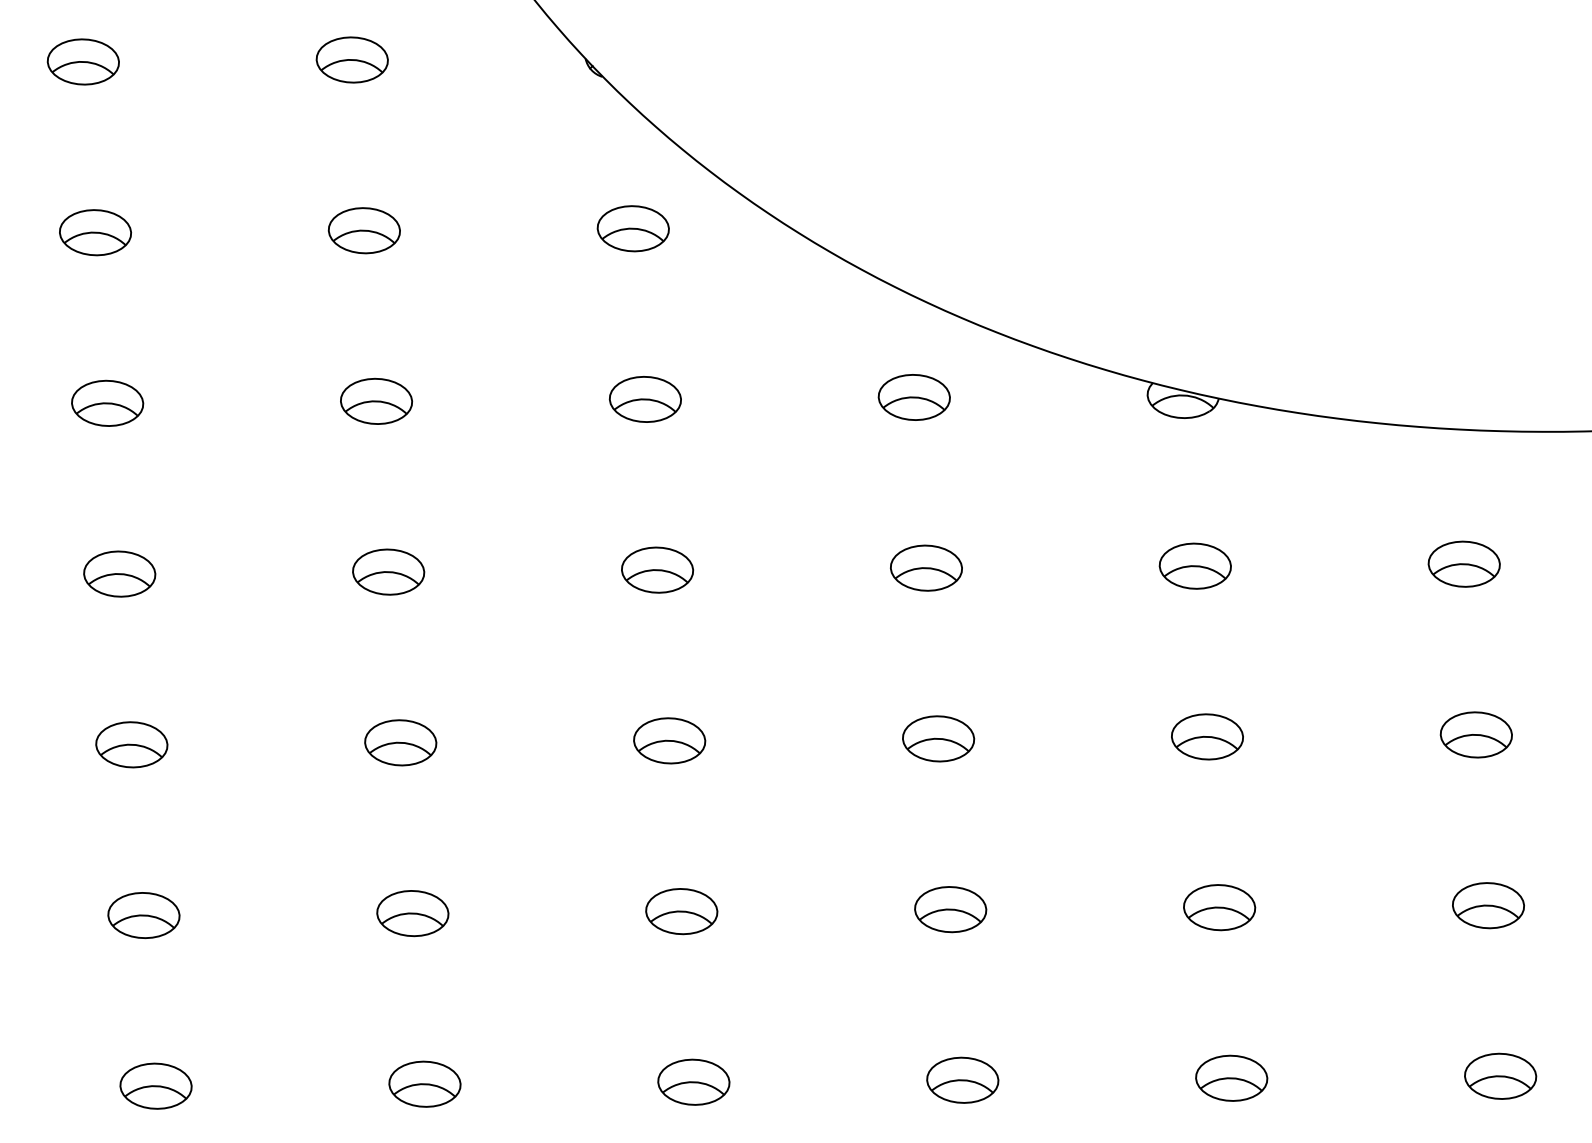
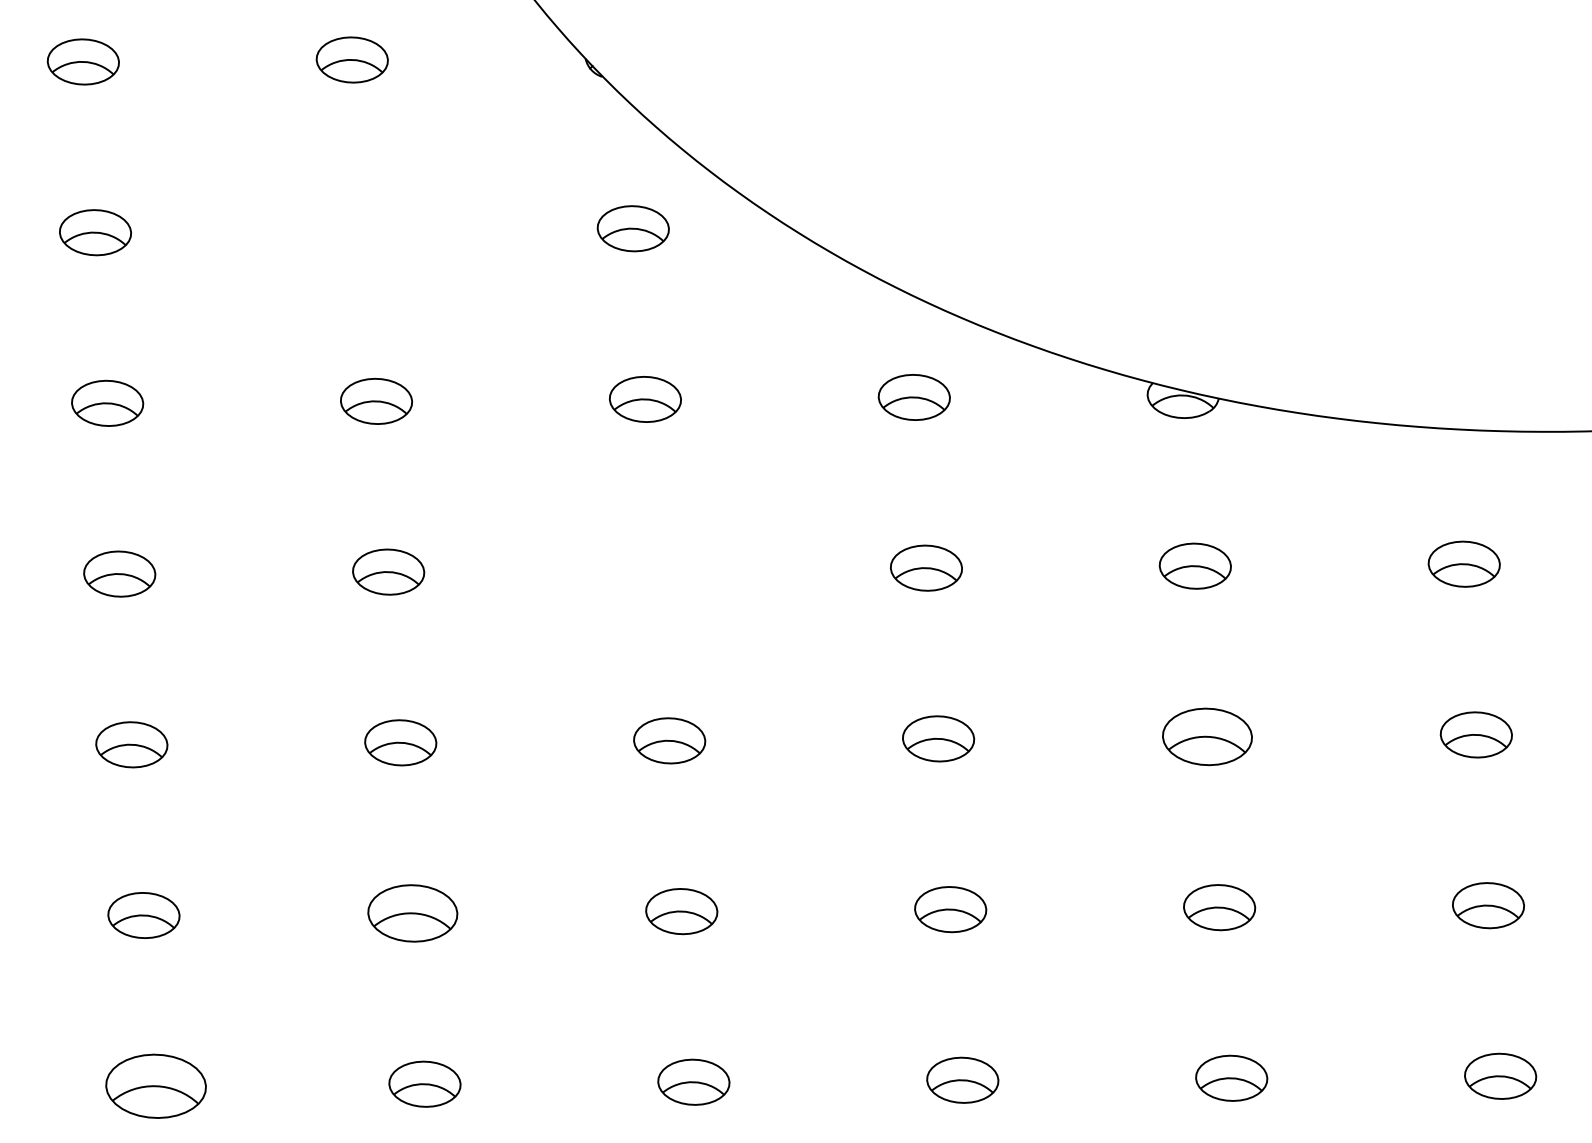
part: present -> none (363, 230)
part: present -> none (657, 569)
part size: 73x48 px -> 91x60 px (1207, 736)
part size: 74x48 px -> 92x59 px (412, 913)
part size: 74x48 px -> 102x66 px (155, 1085)
